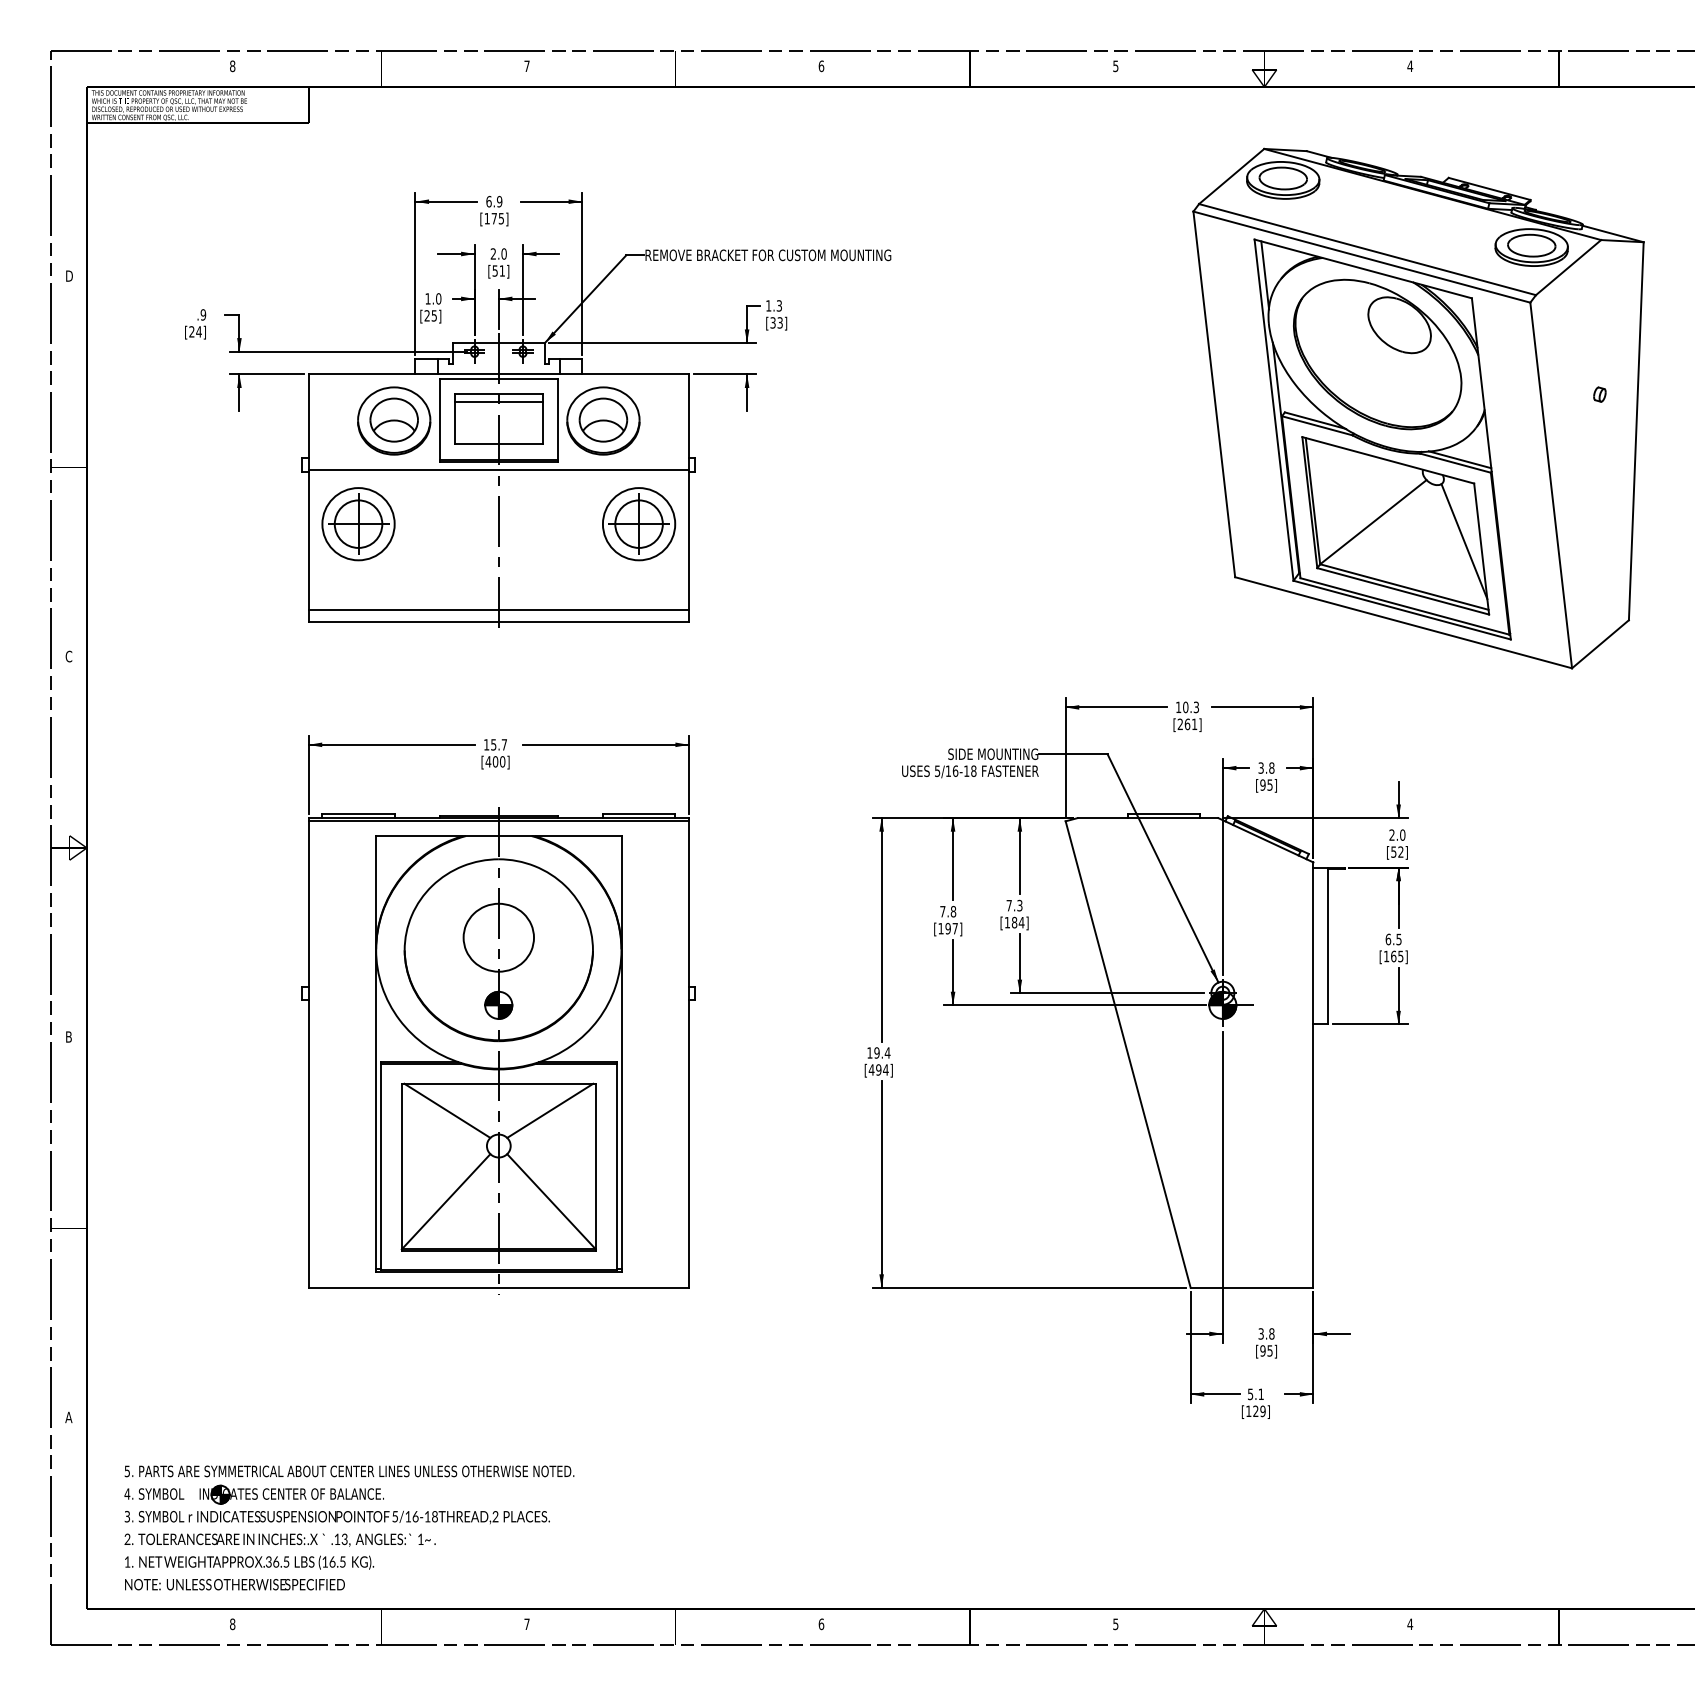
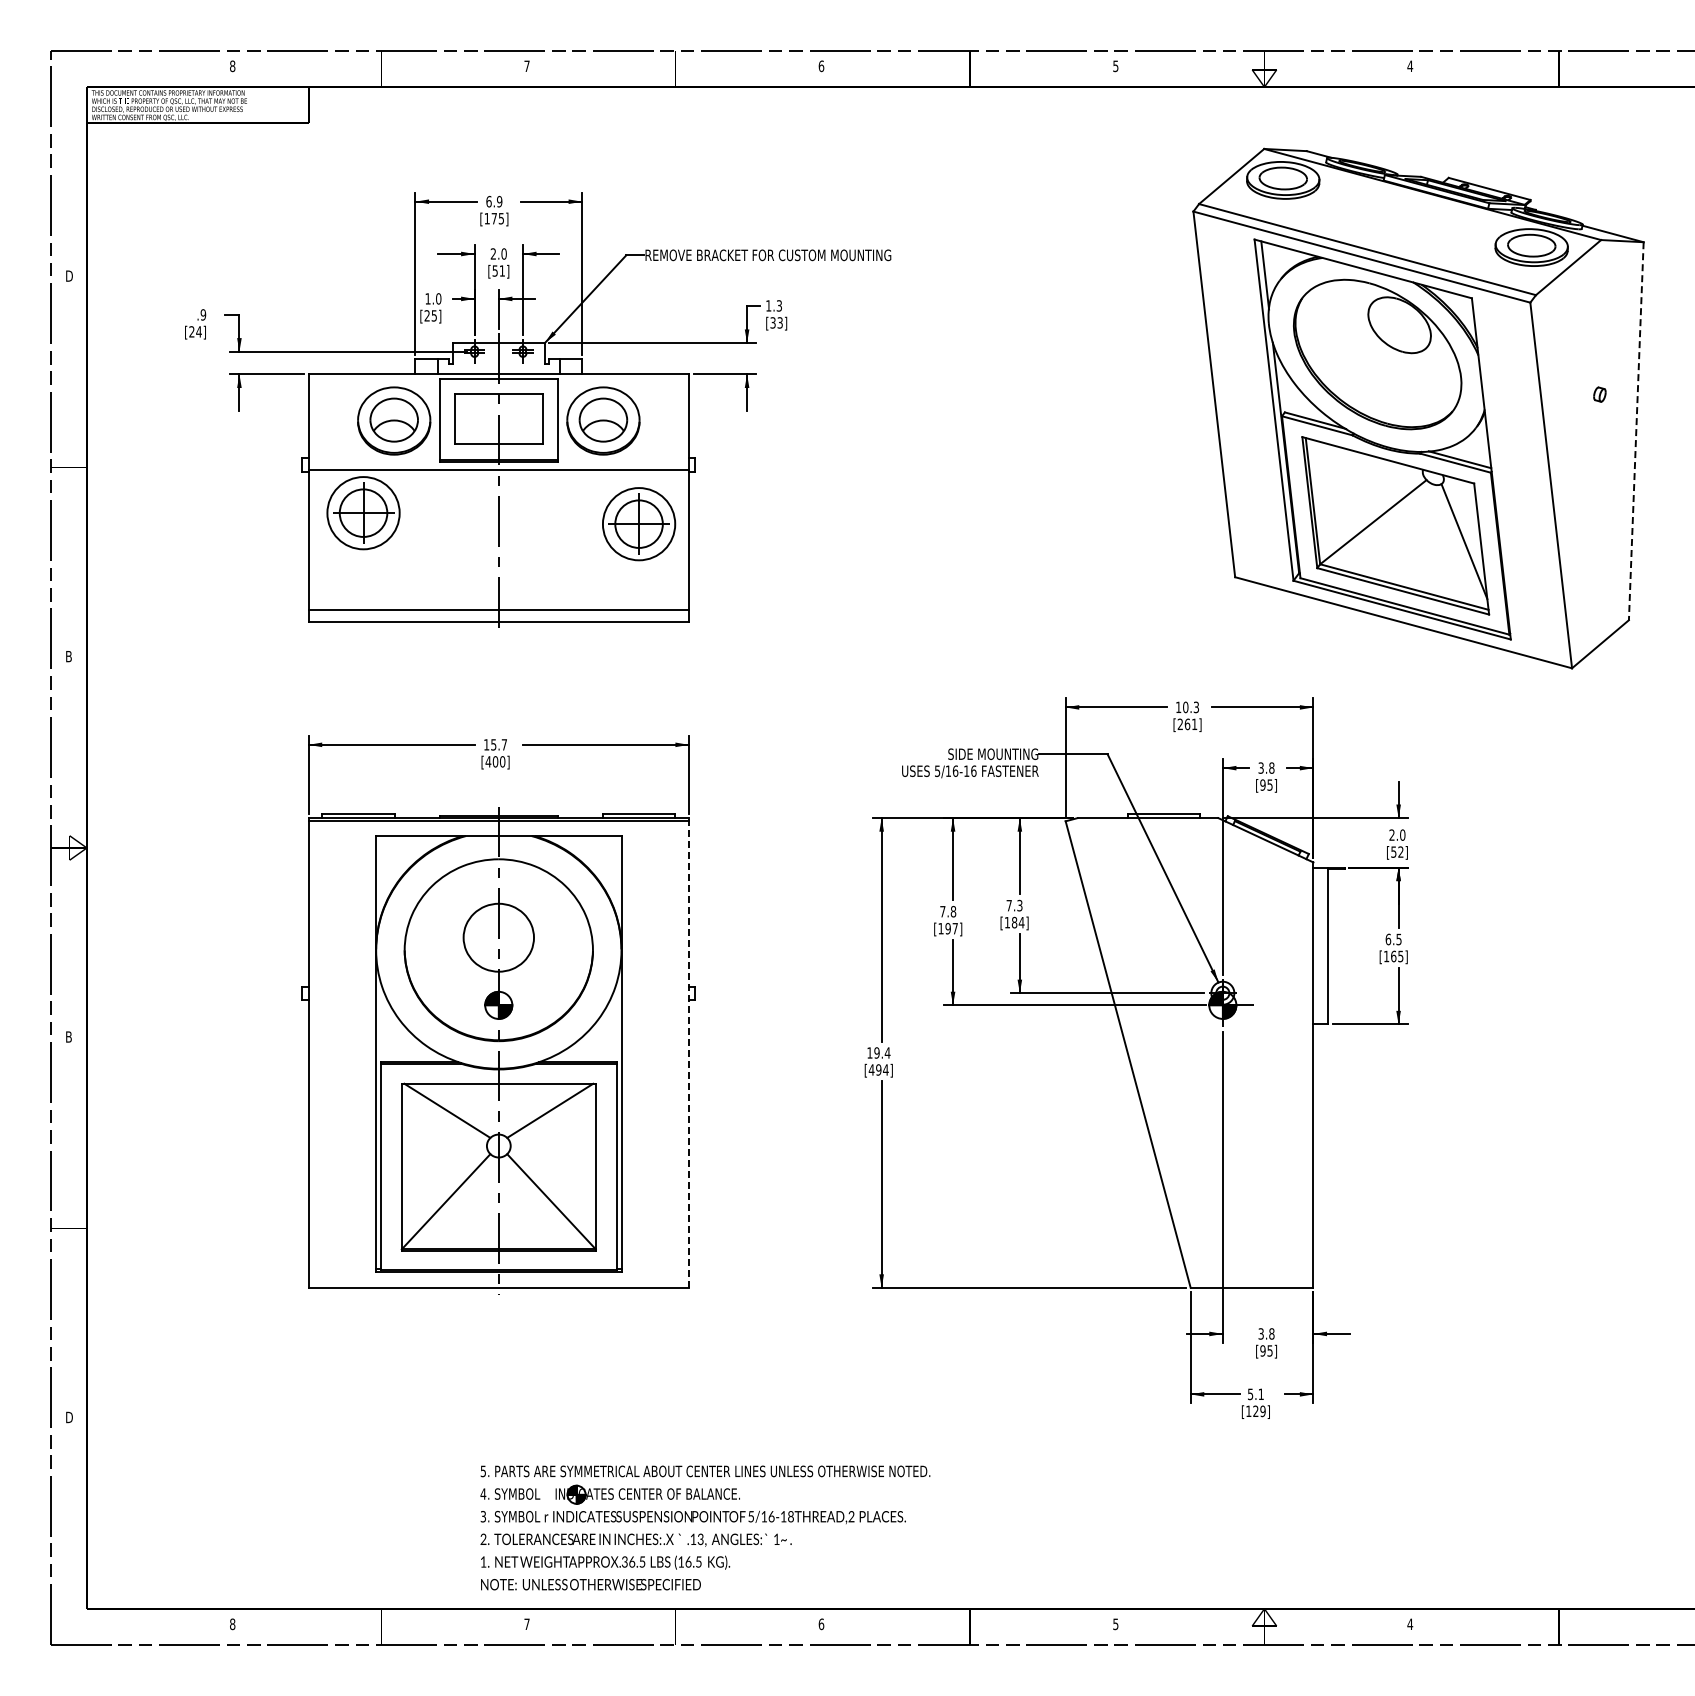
line: present -> none (498, 401)
line: solid -> dashed (1636, 431)
part position: (358, 524) -> (363, 513) (363, 513)
text: C -> B (68, 656)
text: 5/16-18 -> 5/16-16 (973, 770)
line: solid -> dashed (689, 1053)
text: A -> D (68, 1417)
part position: (349, 1527) -> (705, 1527) (705, 1527)
